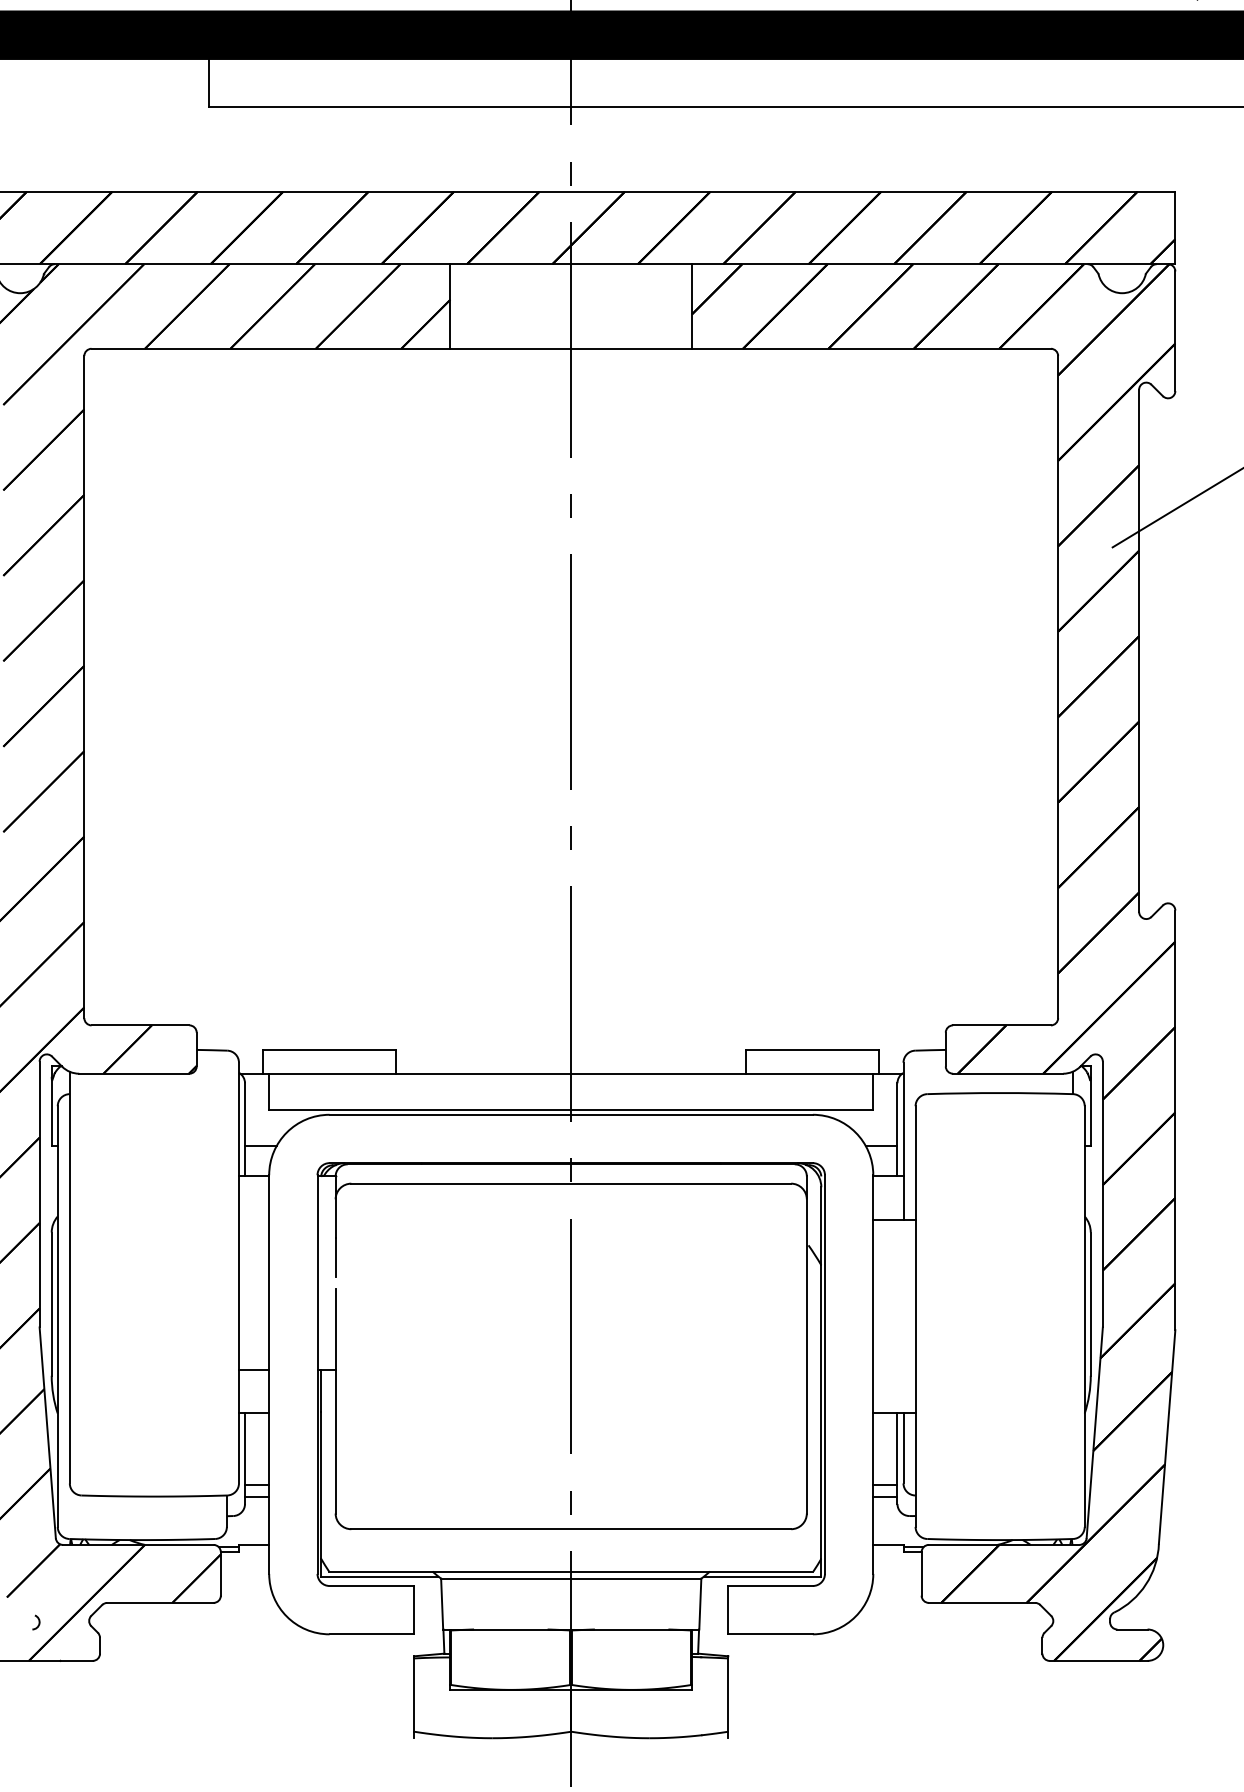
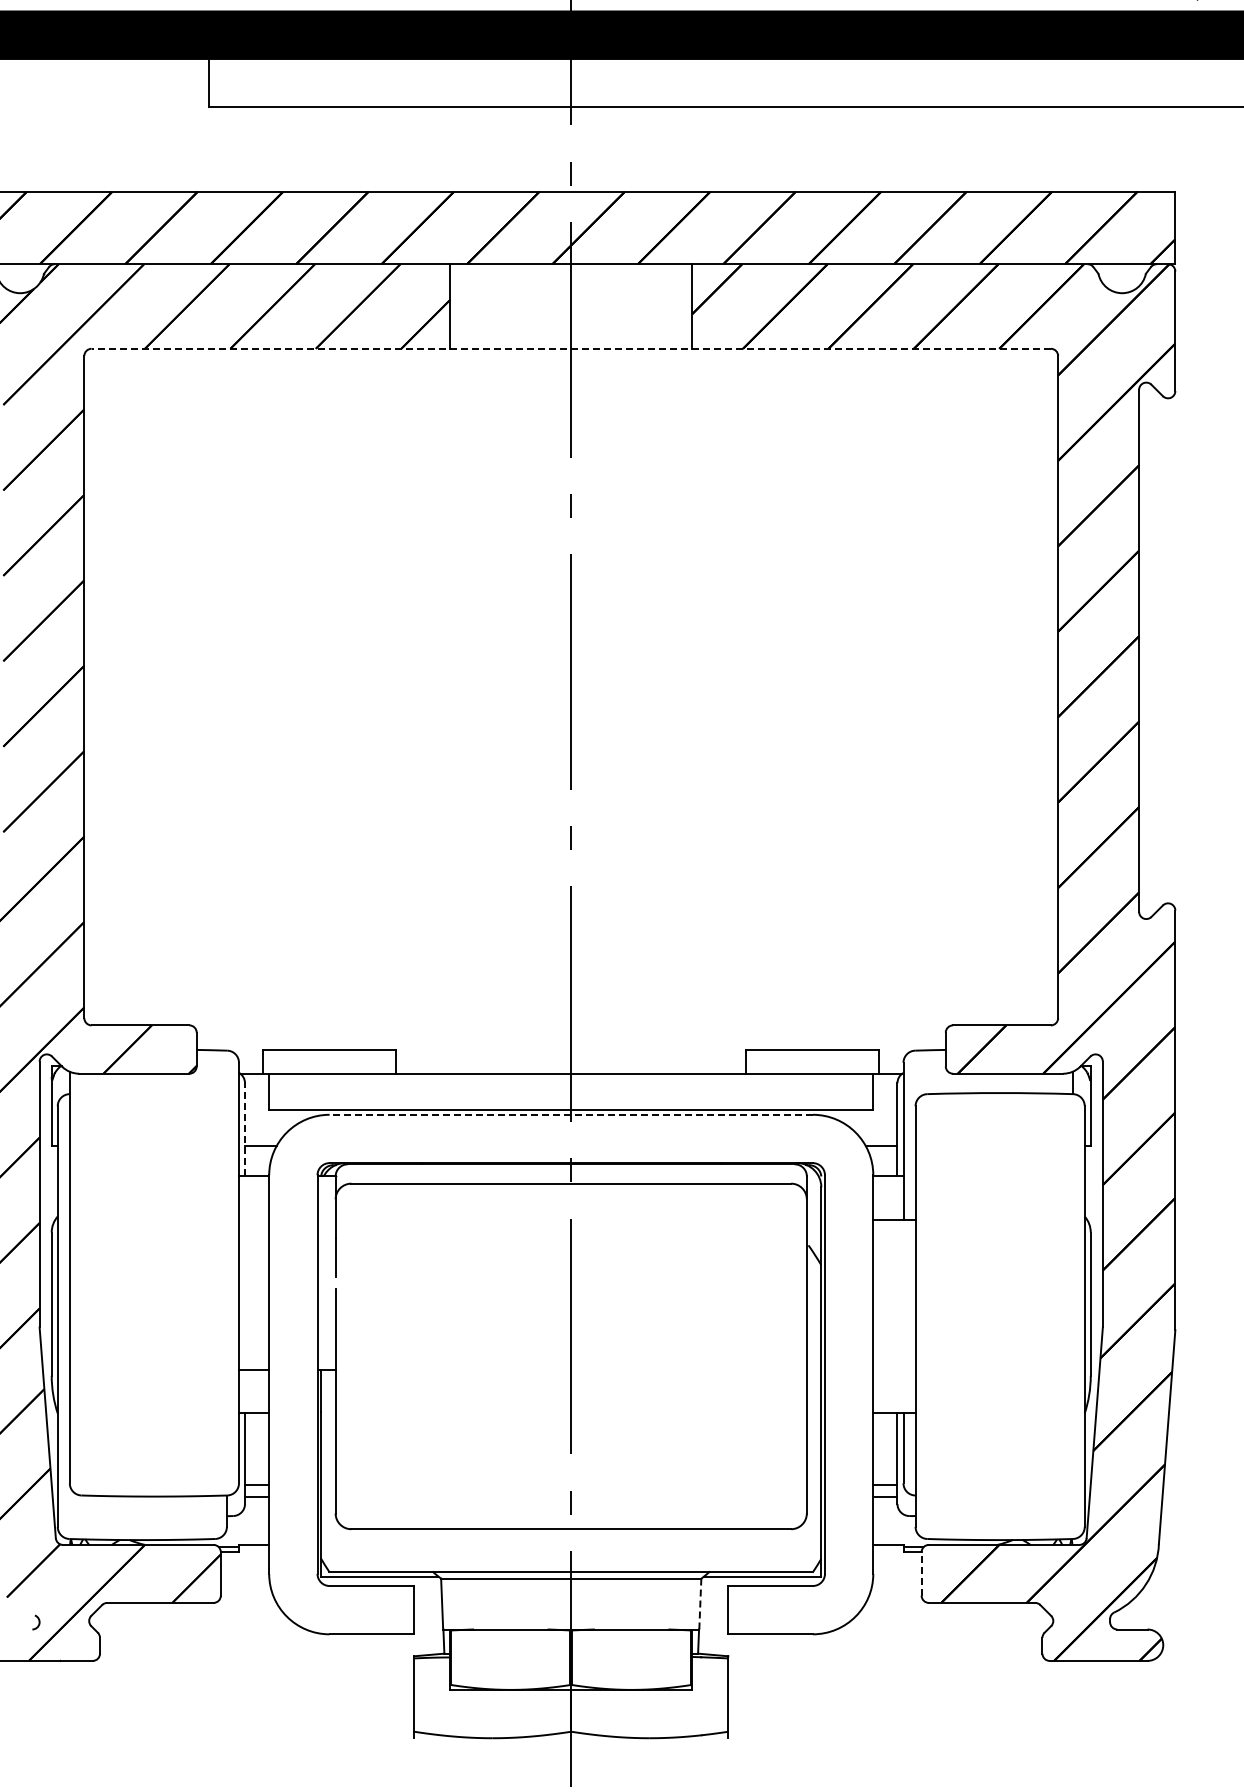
line: solid -> dashed (571, 348)
line: present -> none (1176, 508)
line: solid -> dashed (571, 1114)
line: solid -> dashed (245, 1129)
line: solid -> dashed (921, 1573)
line: solid -> dashed (700, 1603)
